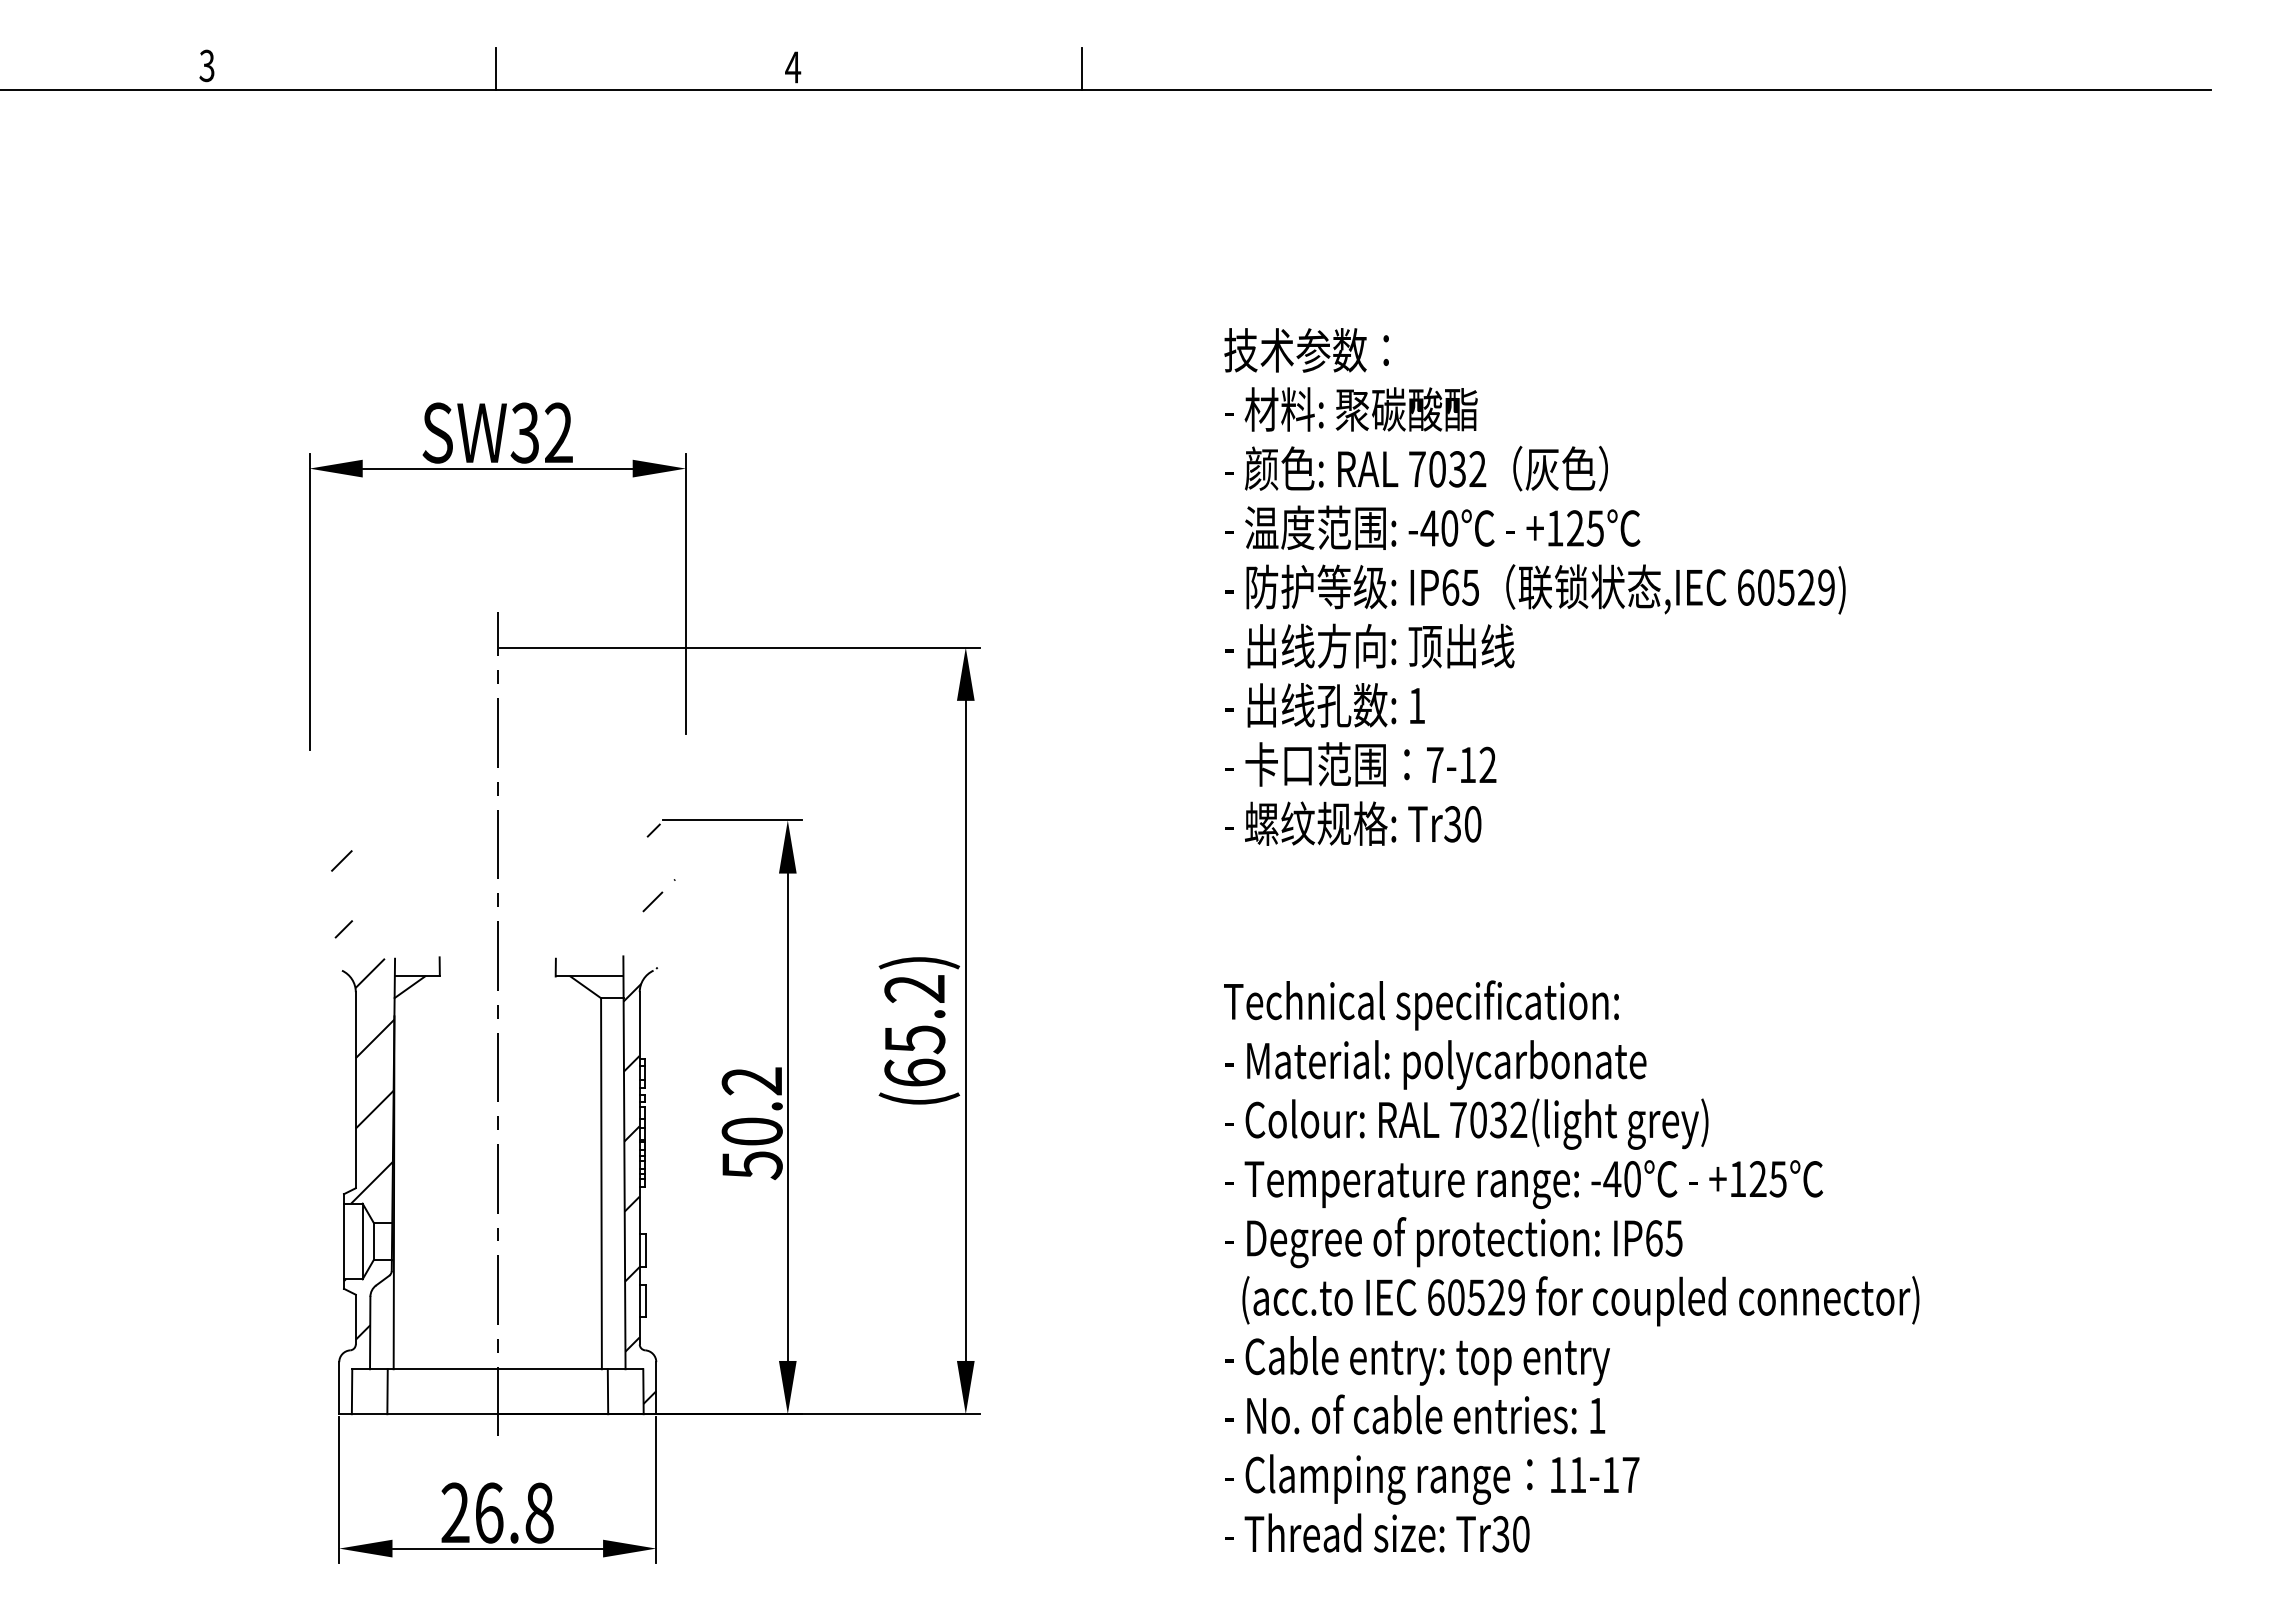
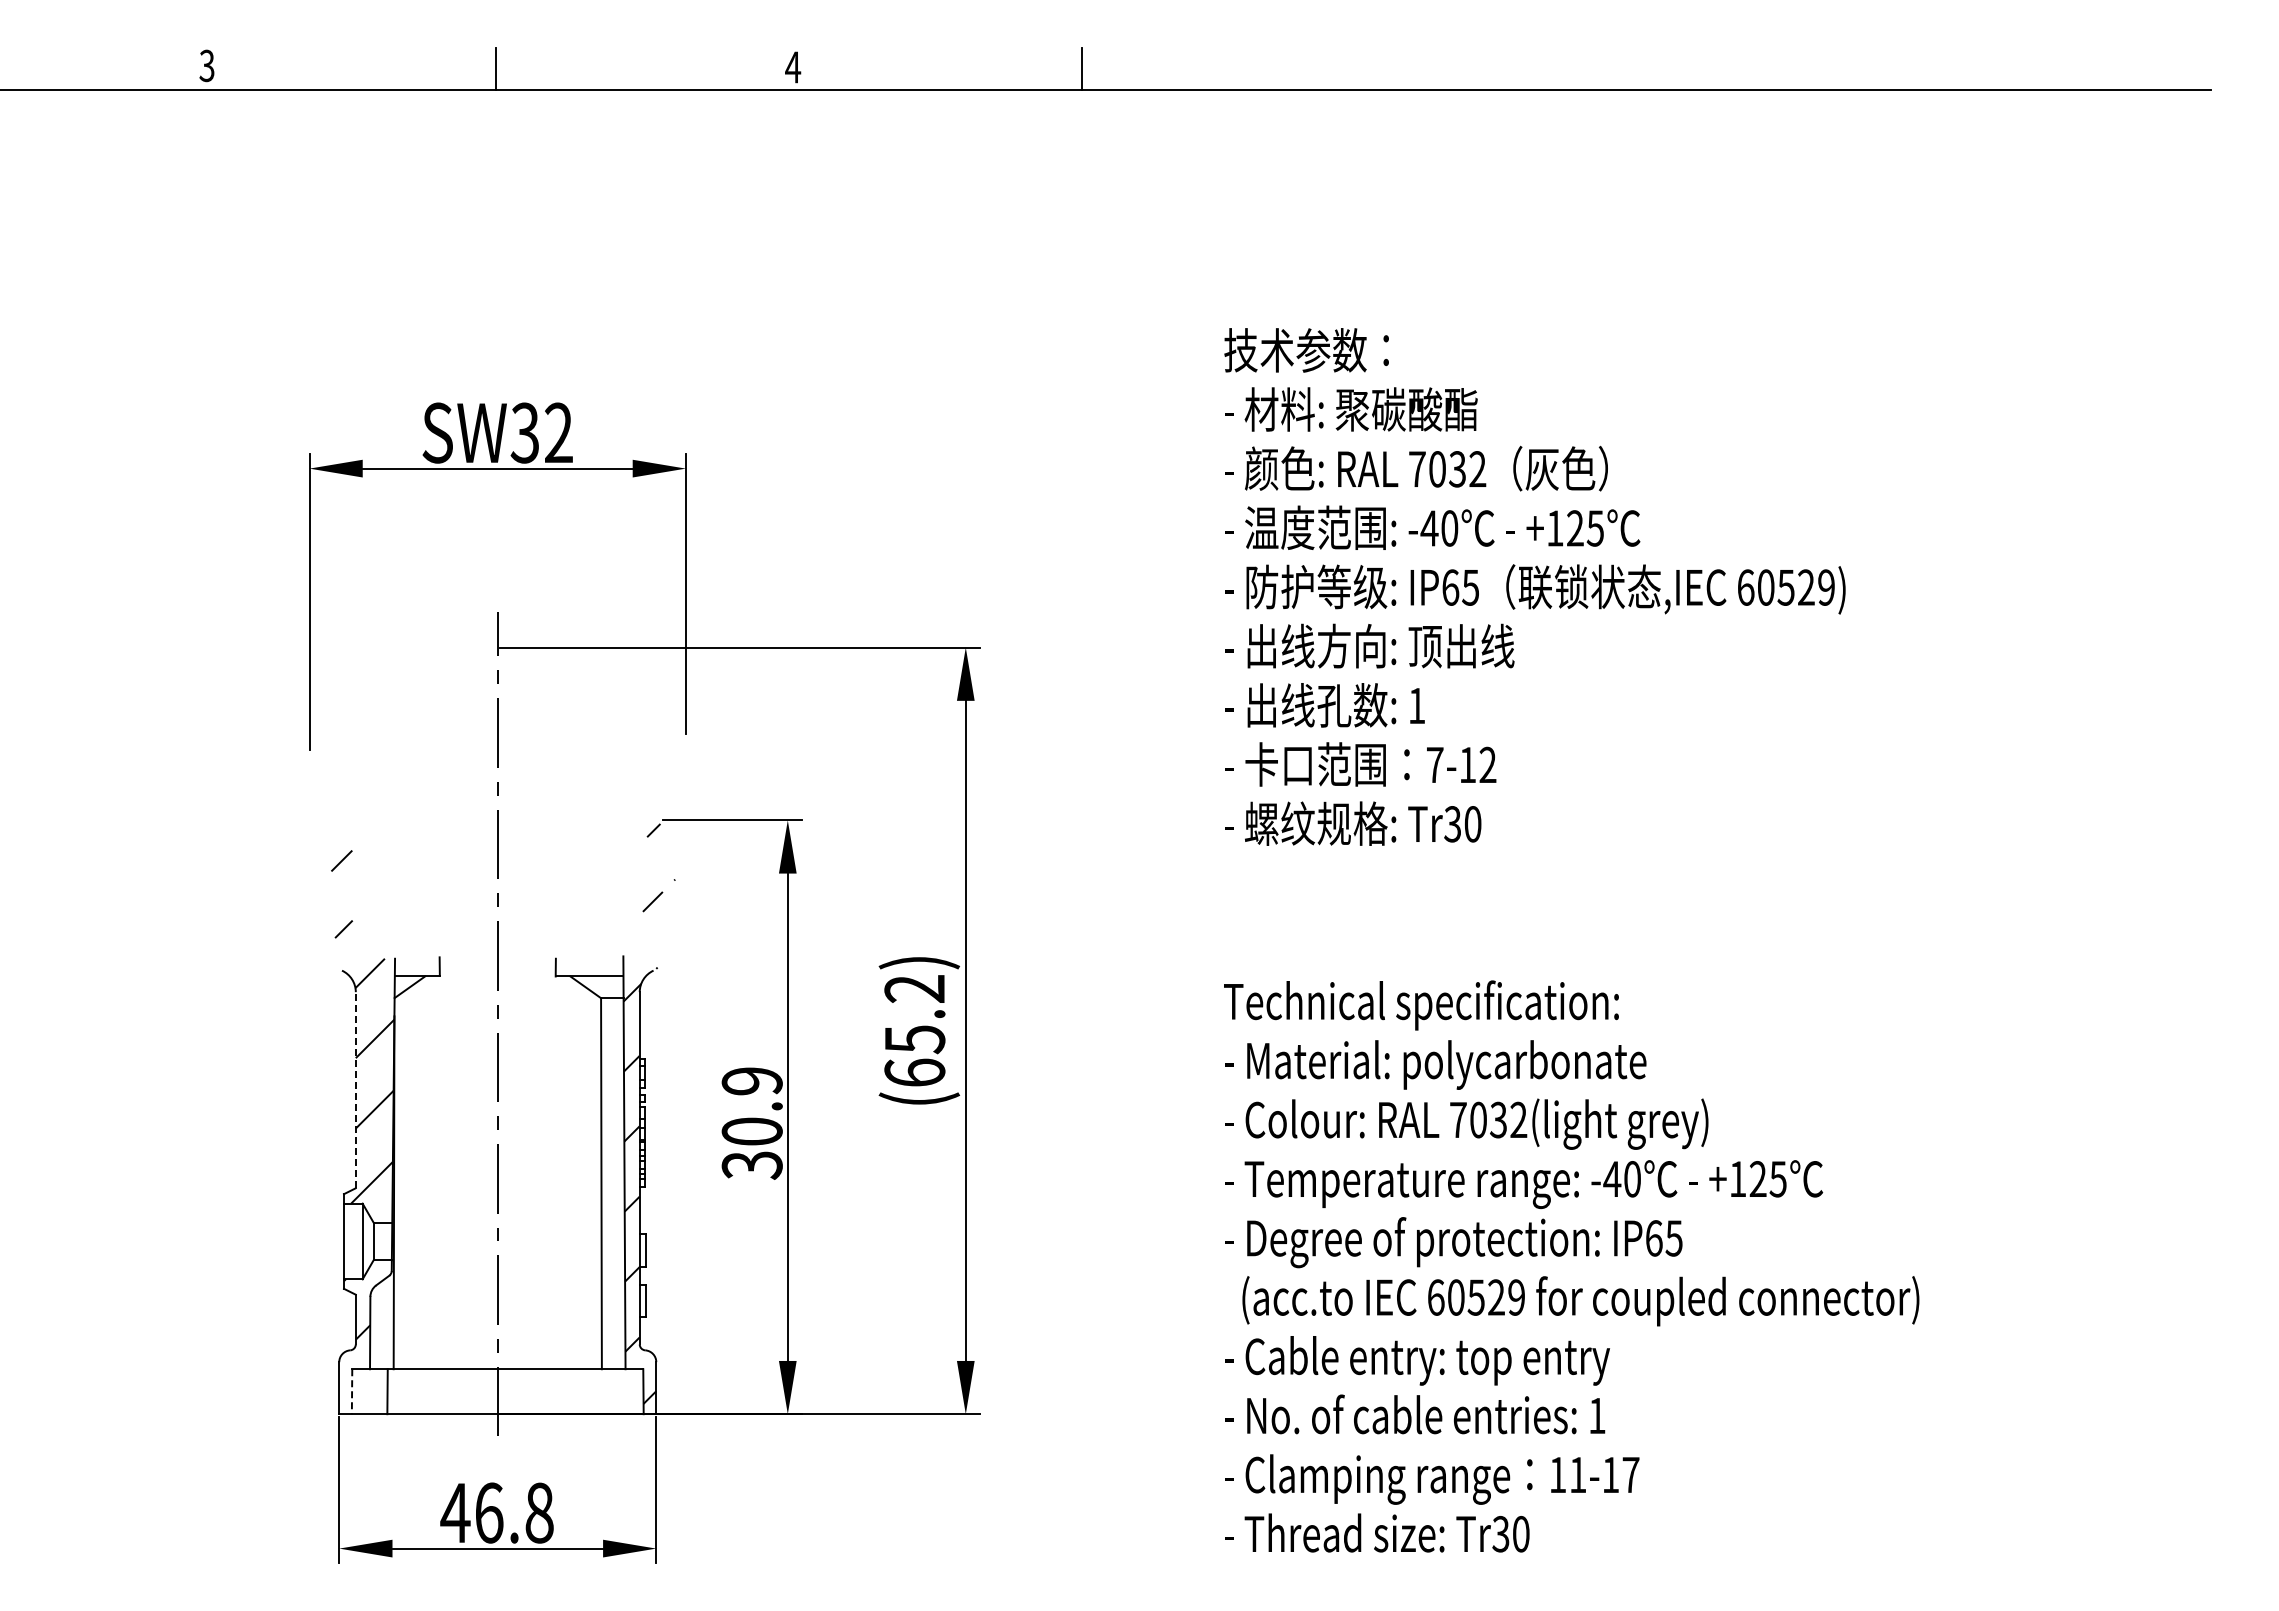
line: solid -> dashed (355, 1089)
text: 50.2 -> 30.9 (751, 1123)
line: present -> none (607, 1391)
line: solid -> dashed (352, 1392)
text: 26.8 -> 46.8 (455, 1512)
